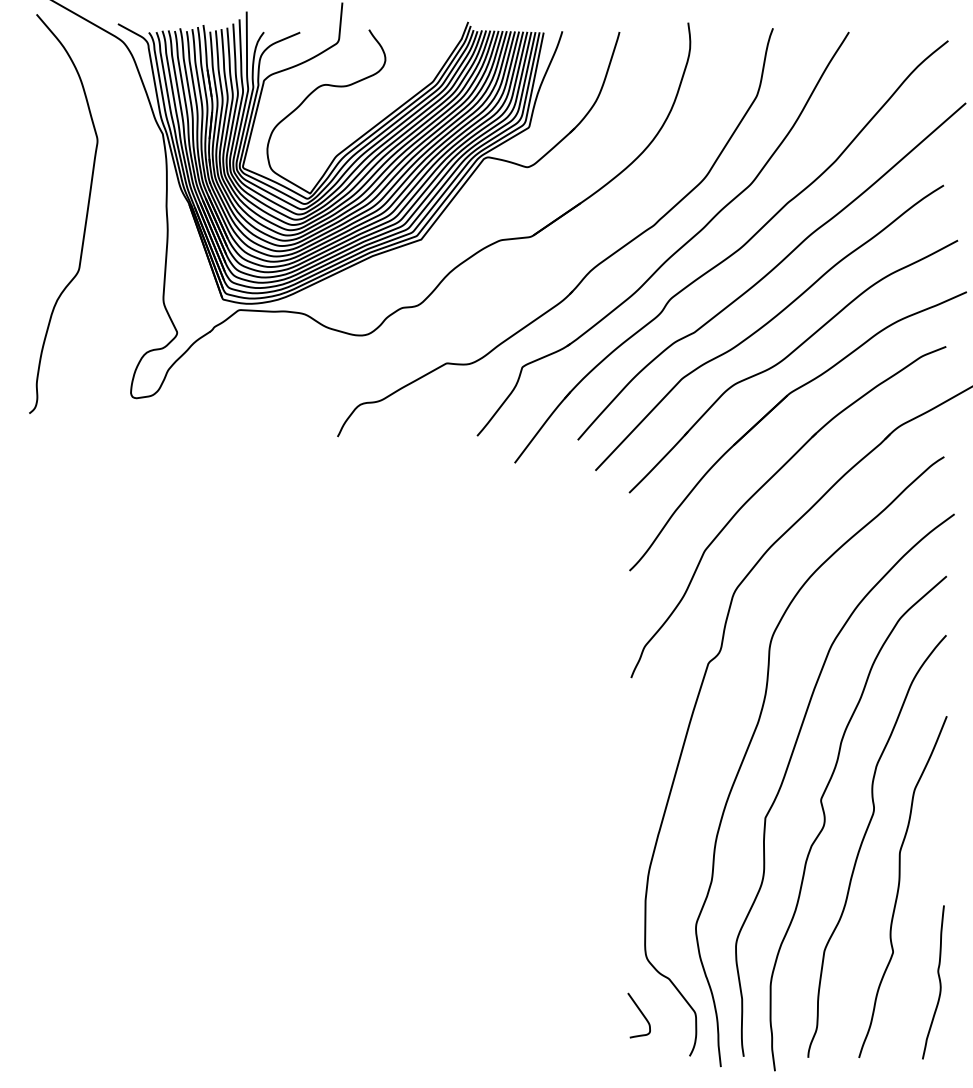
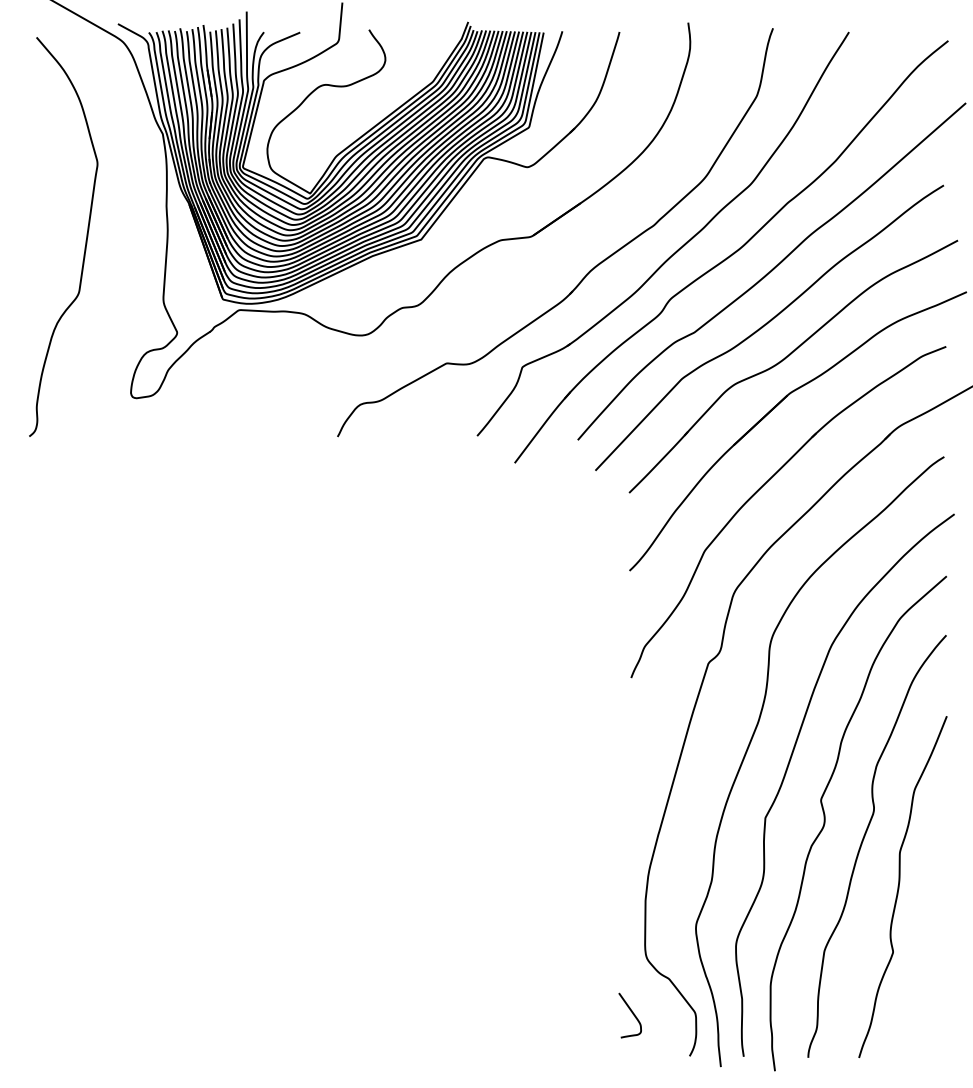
curve position: (85, 217) -> (85, 240) (85, 240)
curve: present -> none (938, 979)
curve position: (641, 1014) -> (632, 1014) (632, 1014)
